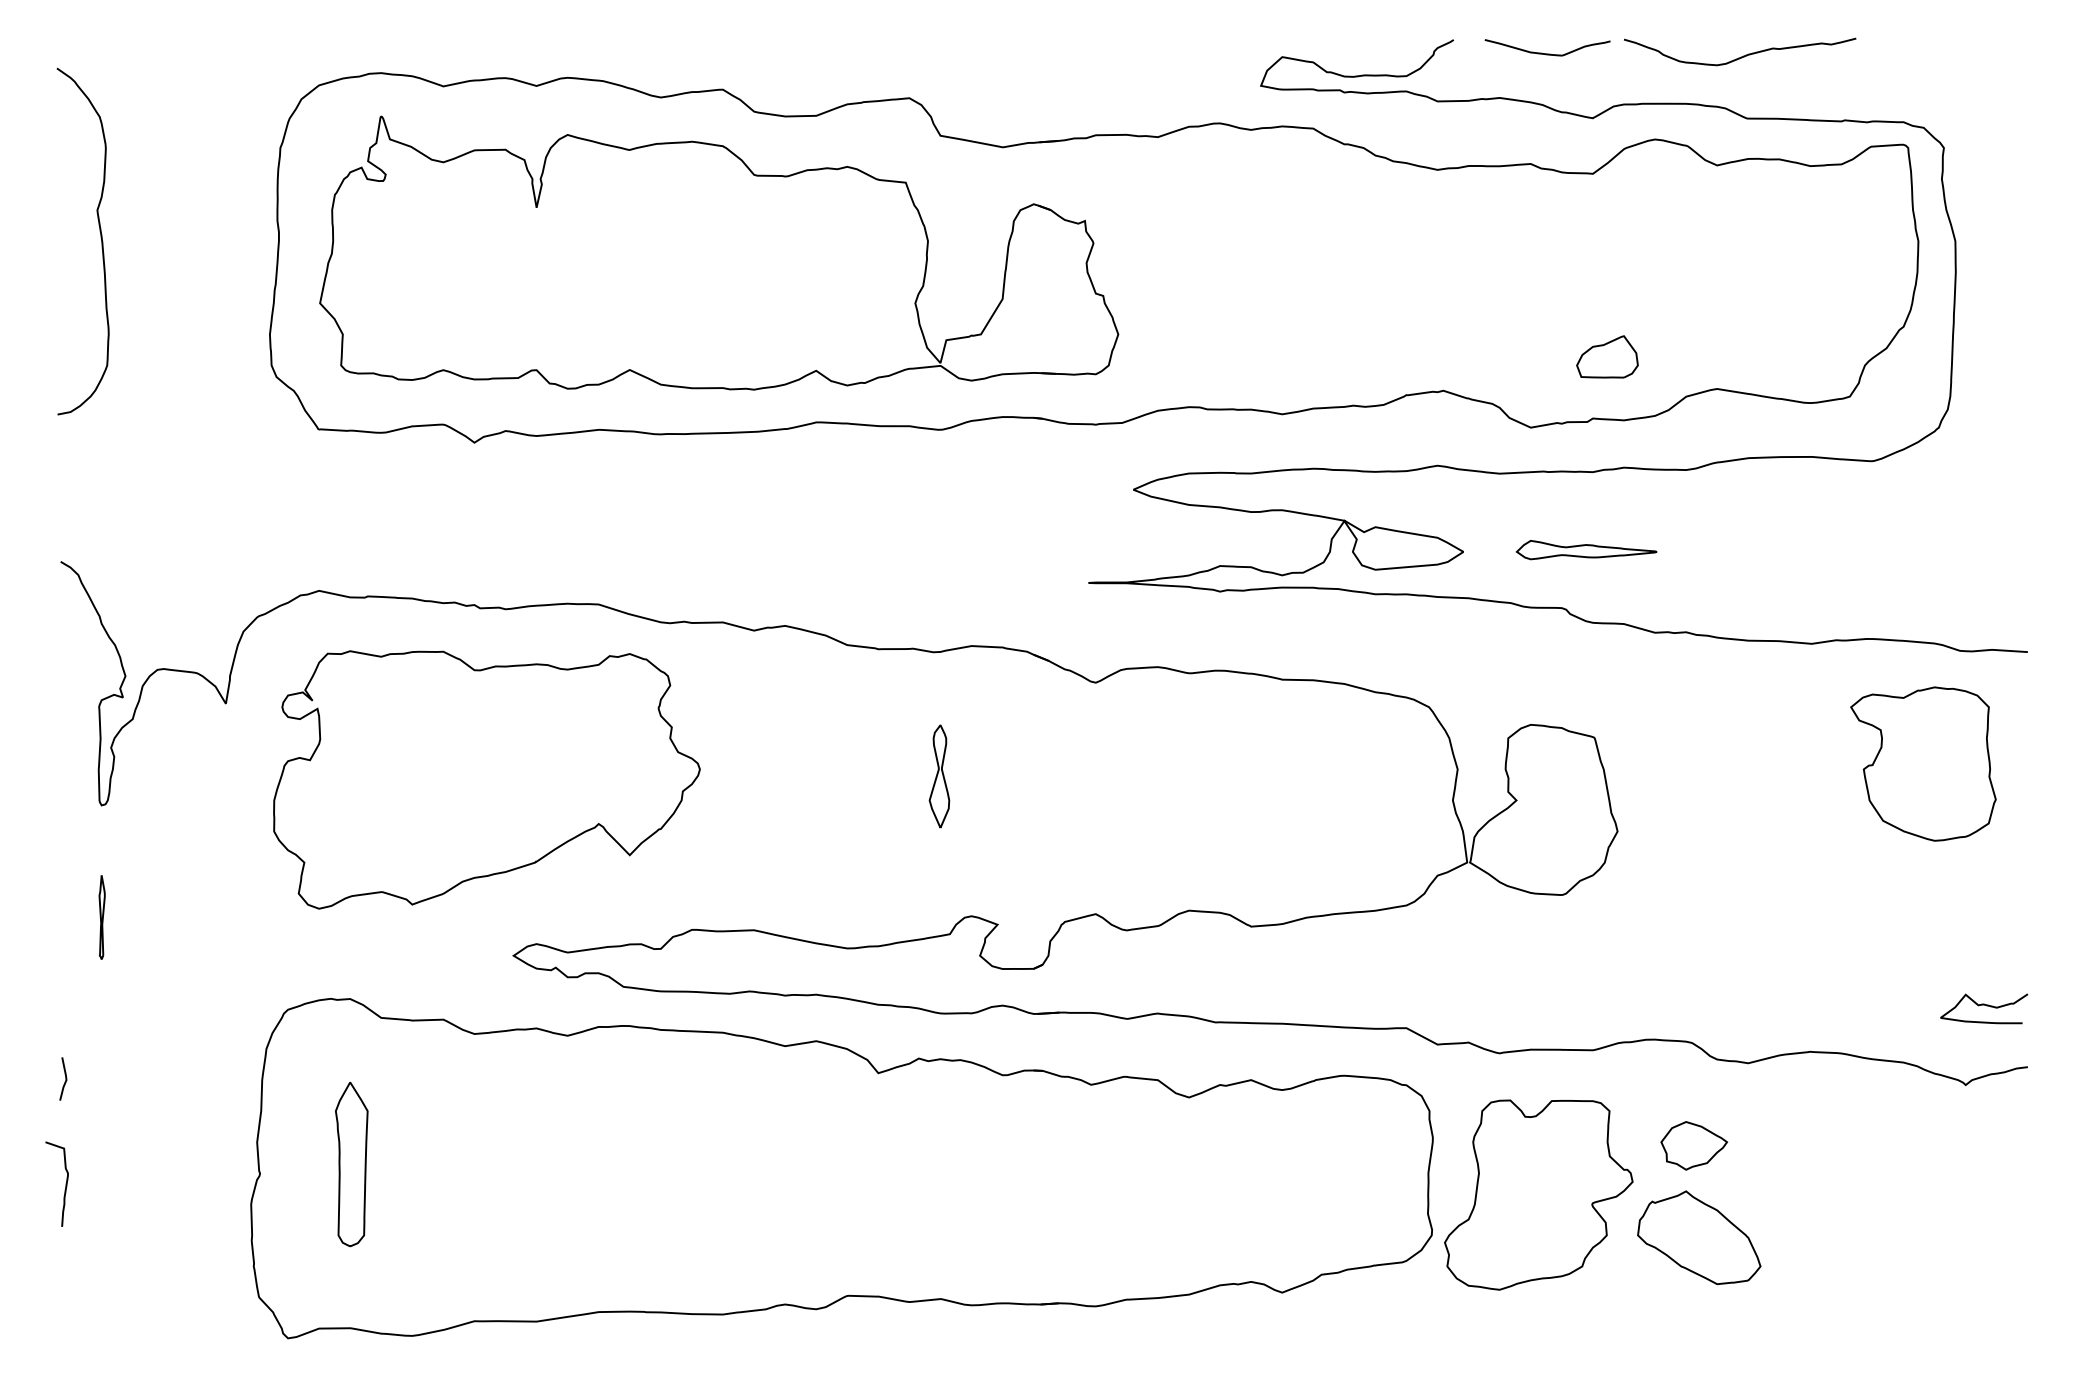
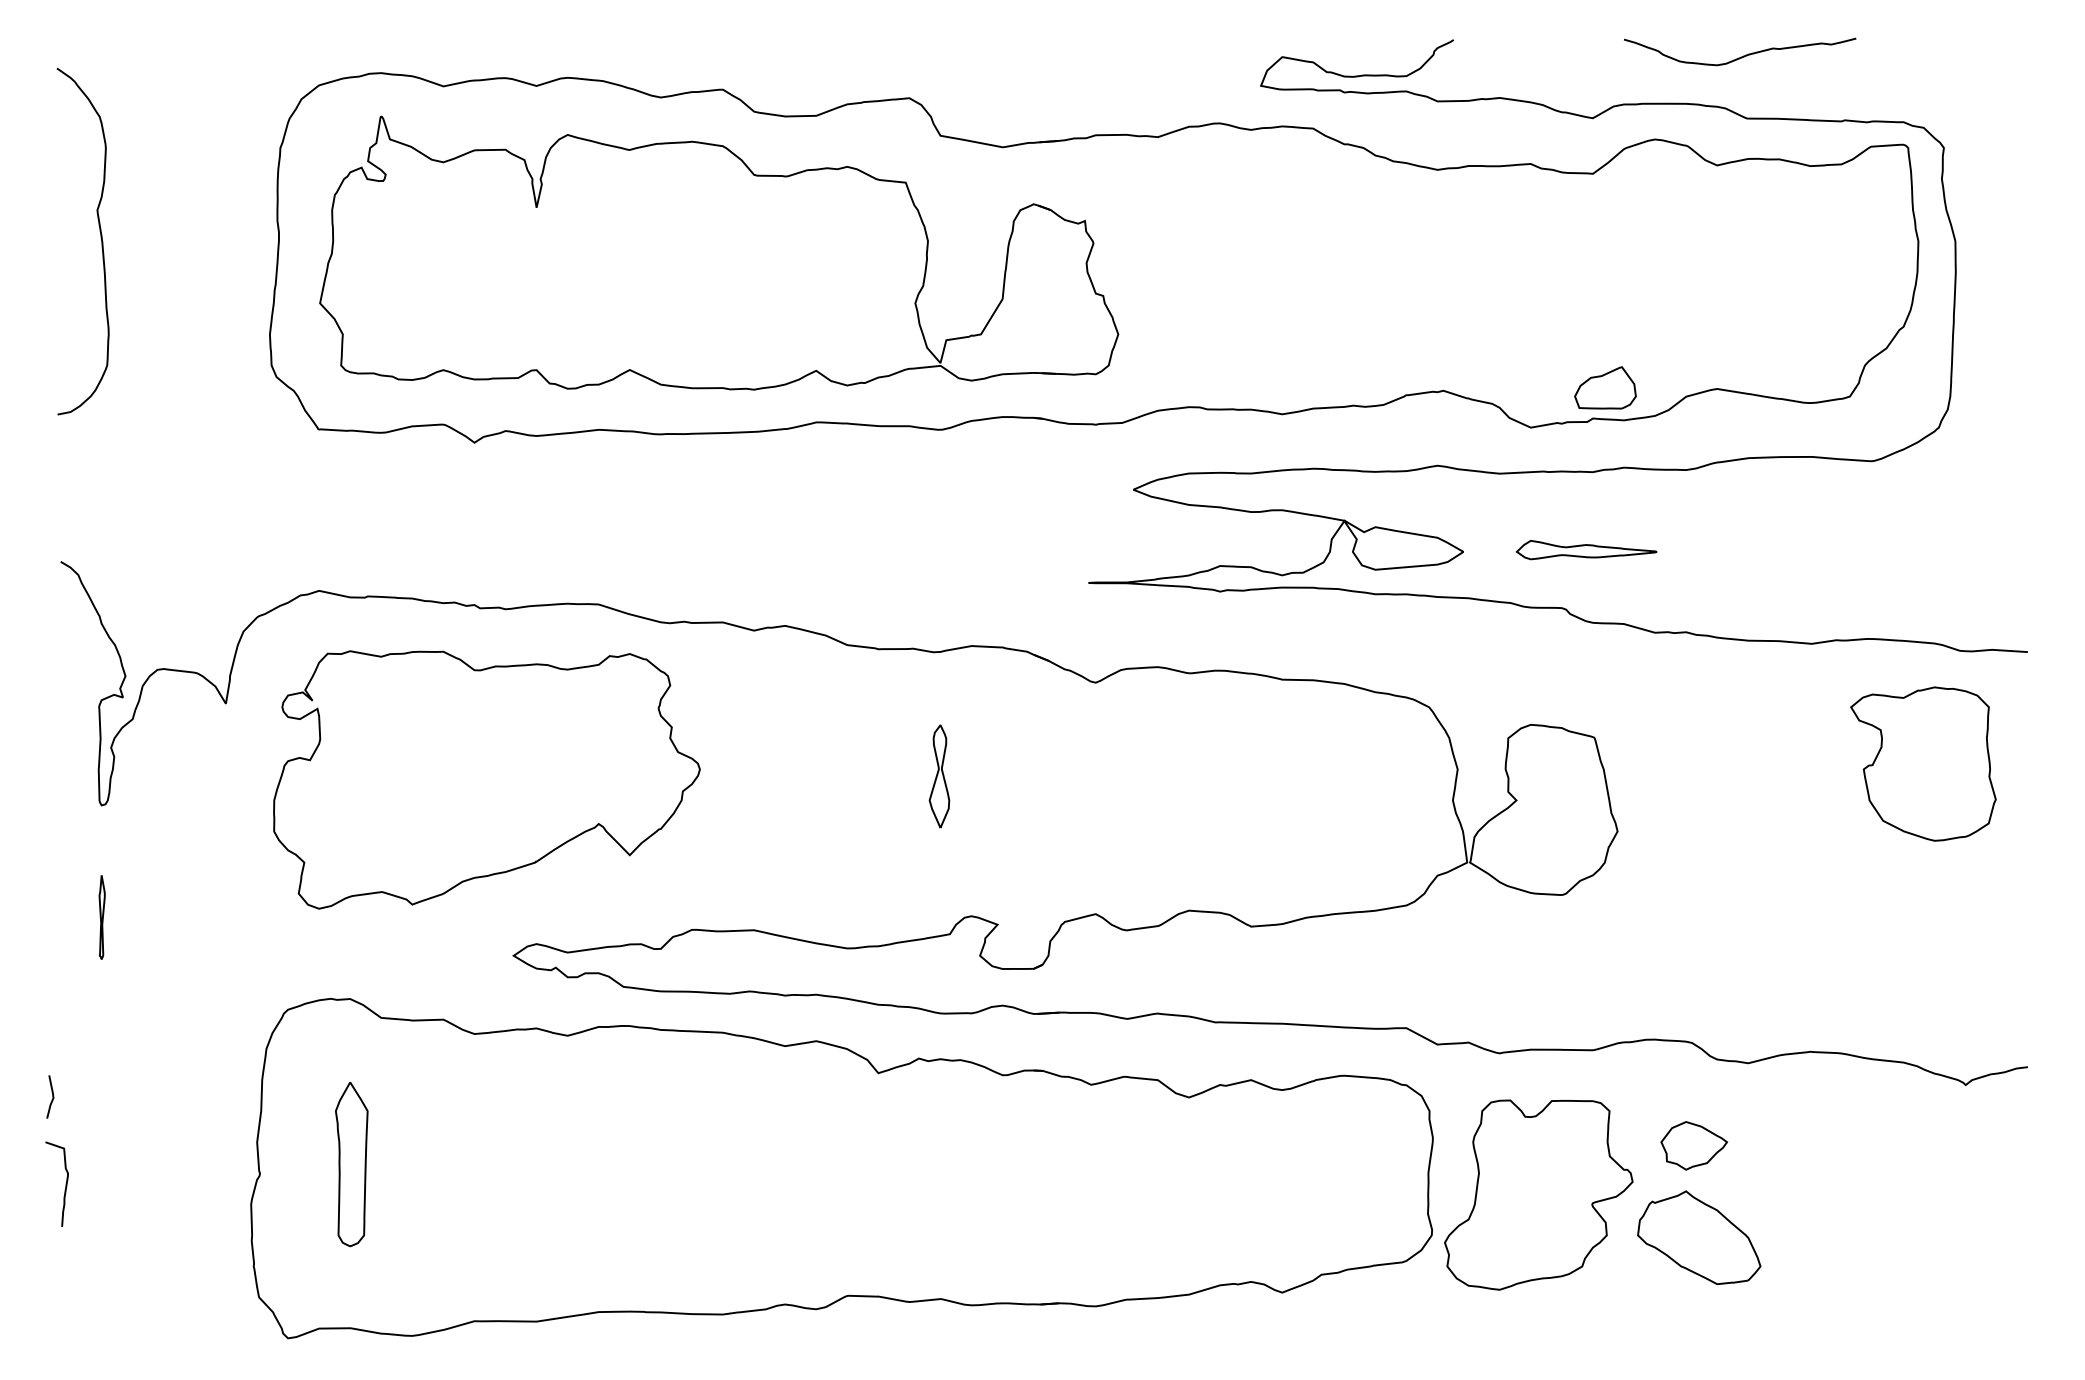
curve: present -> none (1547, 53)
part position: (1607, 356) -> (1605, 387) (1605, 387)
curve: present -> none (1986, 1006)
line position: (65, 1078) -> (52, 1096) (52, 1096)
